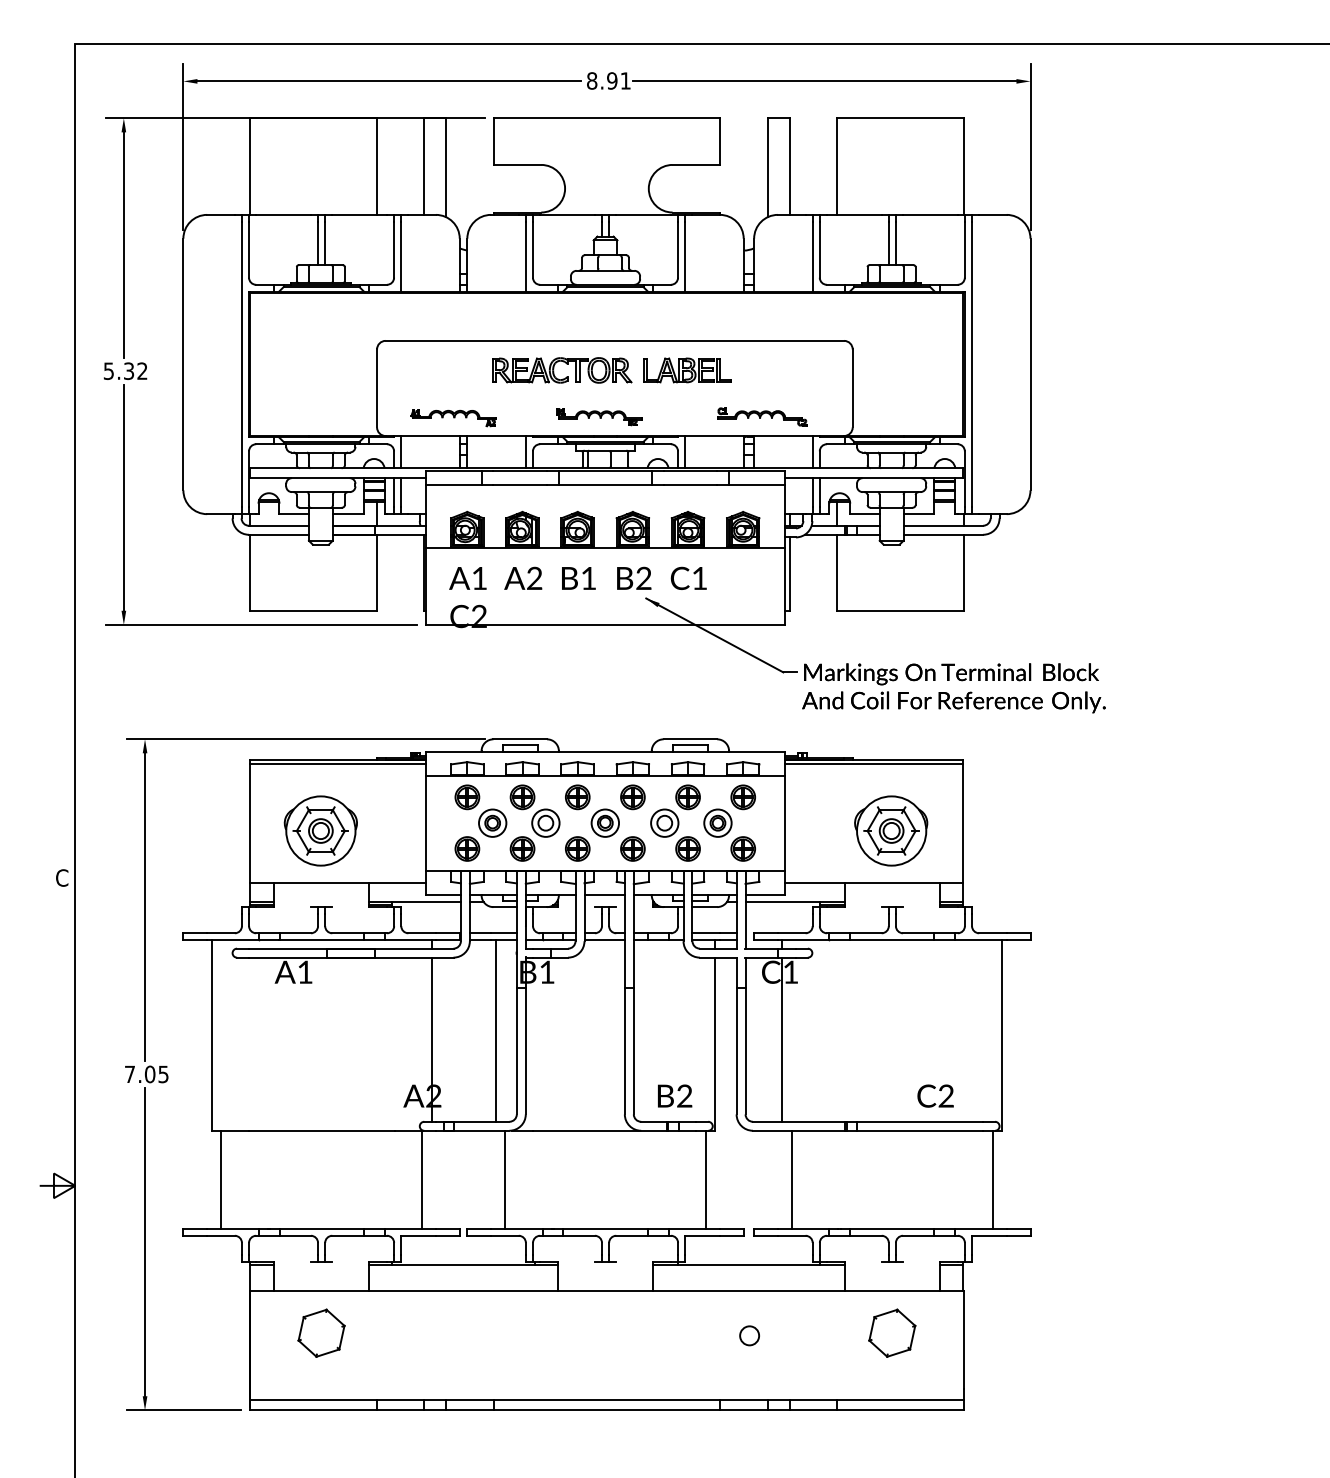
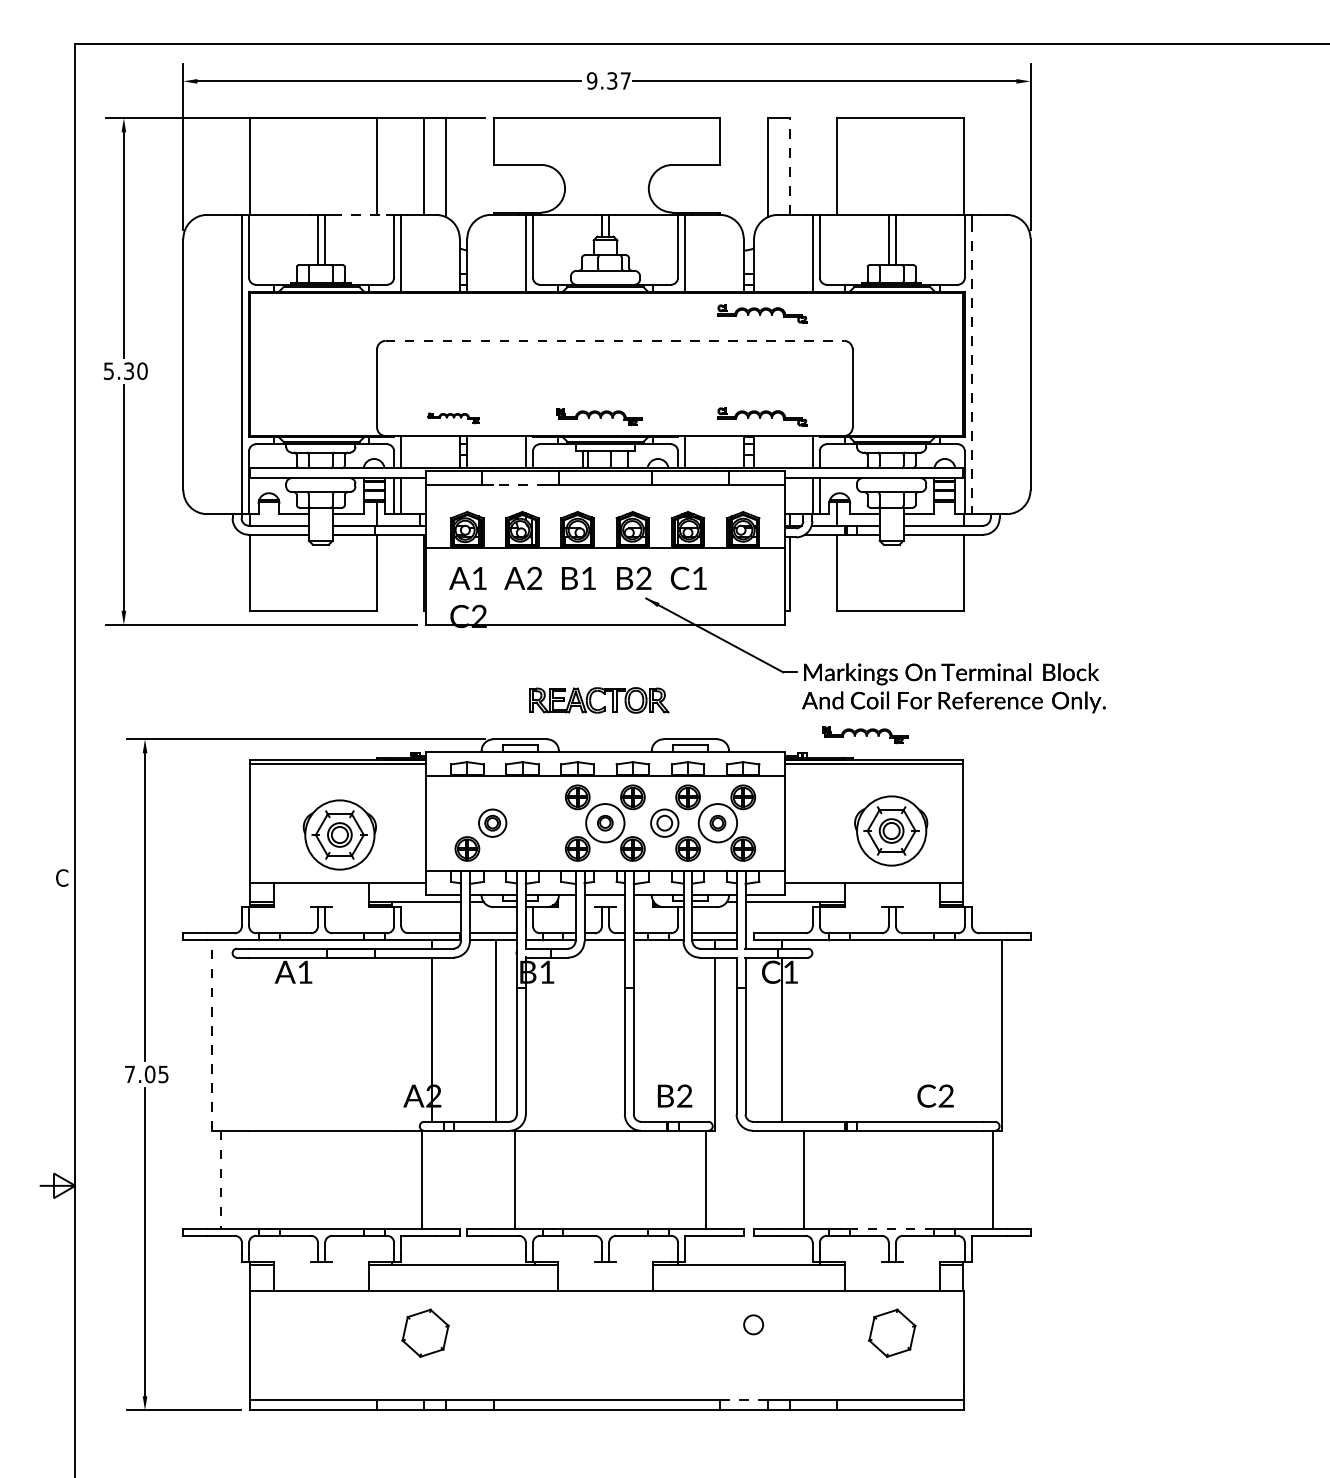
text: 8.91 -> 9.37 (608, 80)
line: solid -> dashed (789, 166)
line: solid -> dashed (360, 214)
part: none -> present (762, 313)
line: solid -> dashed (615, 340)
part position: (566, 364) -> (603, 694) (603, 694)
line: solid -> dashed (971, 365)
text: 5.32 -> 5.30 (142, 370)
part: present -> none (687, 370)
part size: 87x19 px -> 53x13 px (453, 418)
line: solid -> dashed (520, 484)
part: none -> present (865, 735)
part: present -> none (467, 797)
part: present -> none (534, 822)
circle diameter: 27 px -> 38 px (605, 823)
circle diameter: 27 px -> 38 px (717, 823)
part position: (320, 830) -> (339, 834) (339, 834)
line: solid -> dashed (211, 1035)
line: solid -> dashed (220, 1179)
line position: (504, 1179) -> (514, 1179) (514, 1179)
line position: (791, 1179) -> (803, 1179) (803, 1179)
line: solid -> dashed (891, 1228)
part position: (321, 1332) -> (425, 1332) (425, 1332)
circle position: (749, 1335) -> (753, 1324) (753, 1324)
line: solid -> dashed (743, 1399)
